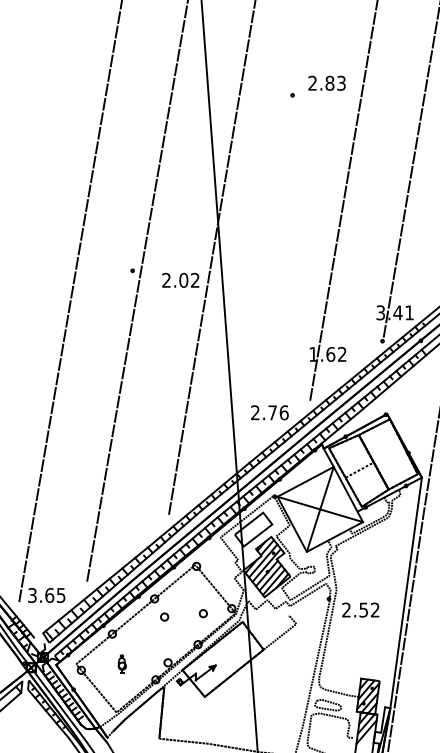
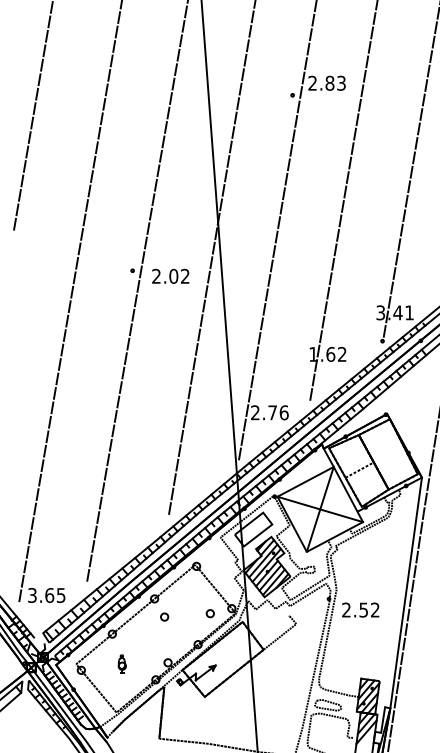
line: none -> present (32, 116)
line: none -> present (277, 231)
text position: (180, 279) -> (170, 275) (170, 275)
part position: (202, 613) -> (209, 613) (209, 613)
